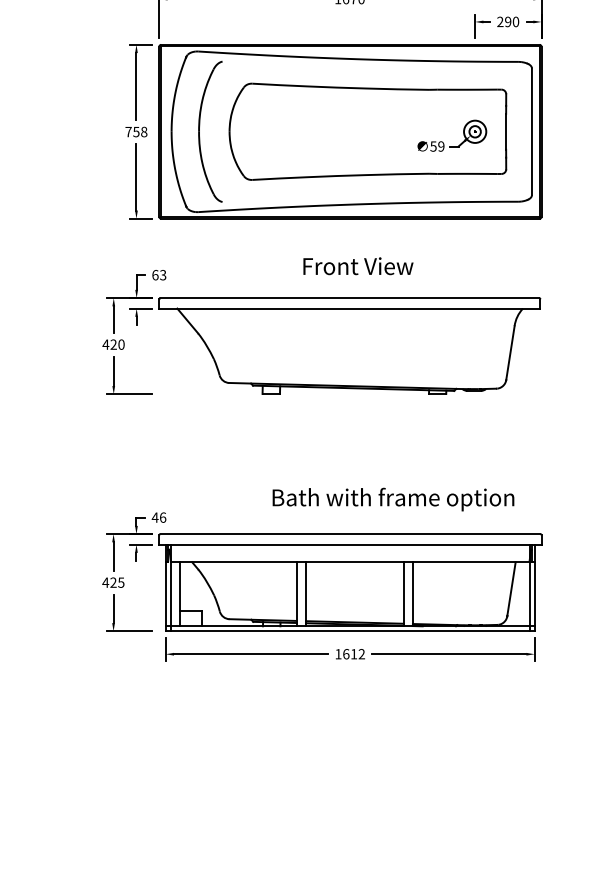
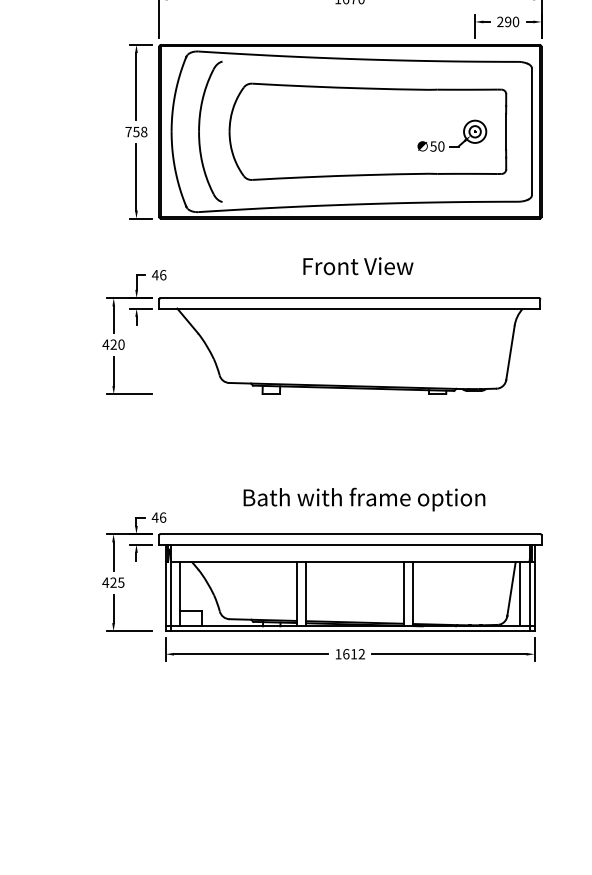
text: 59 -> 50 (441, 146)
text: 63 -> 46 (159, 275)
text position: (393, 499) -> (364, 499) (364, 499)
line: none -> present (520, 594)
